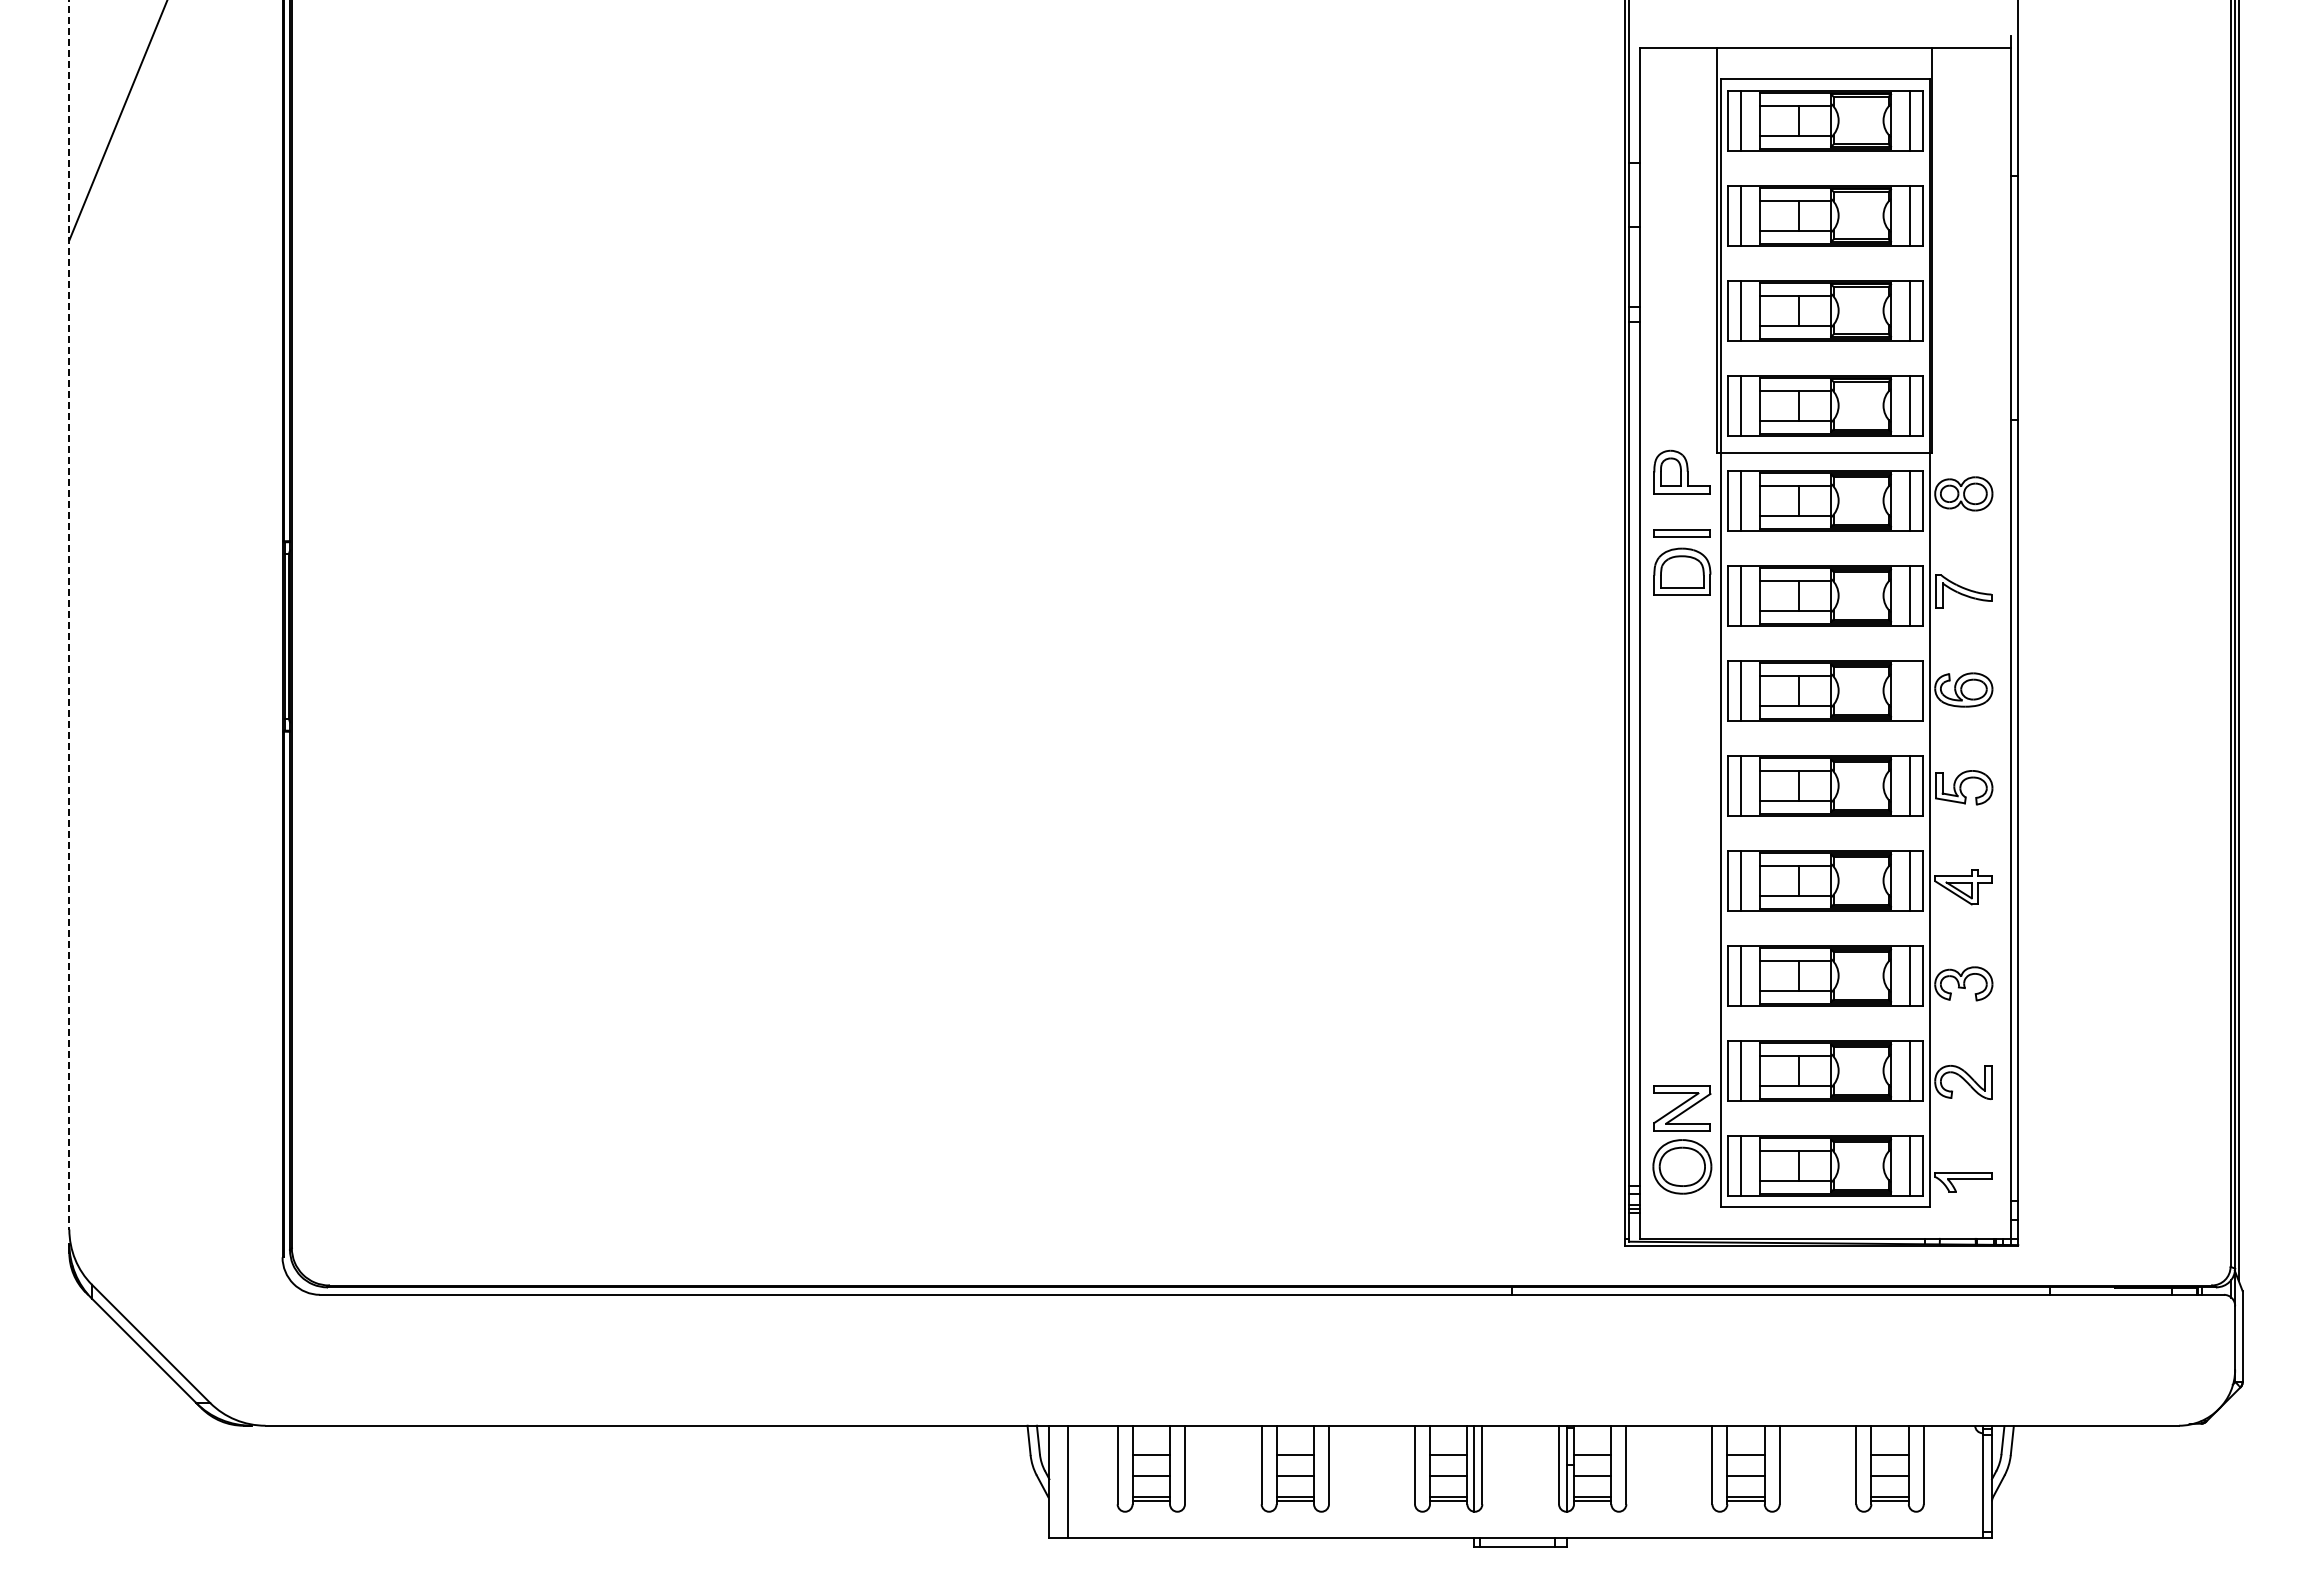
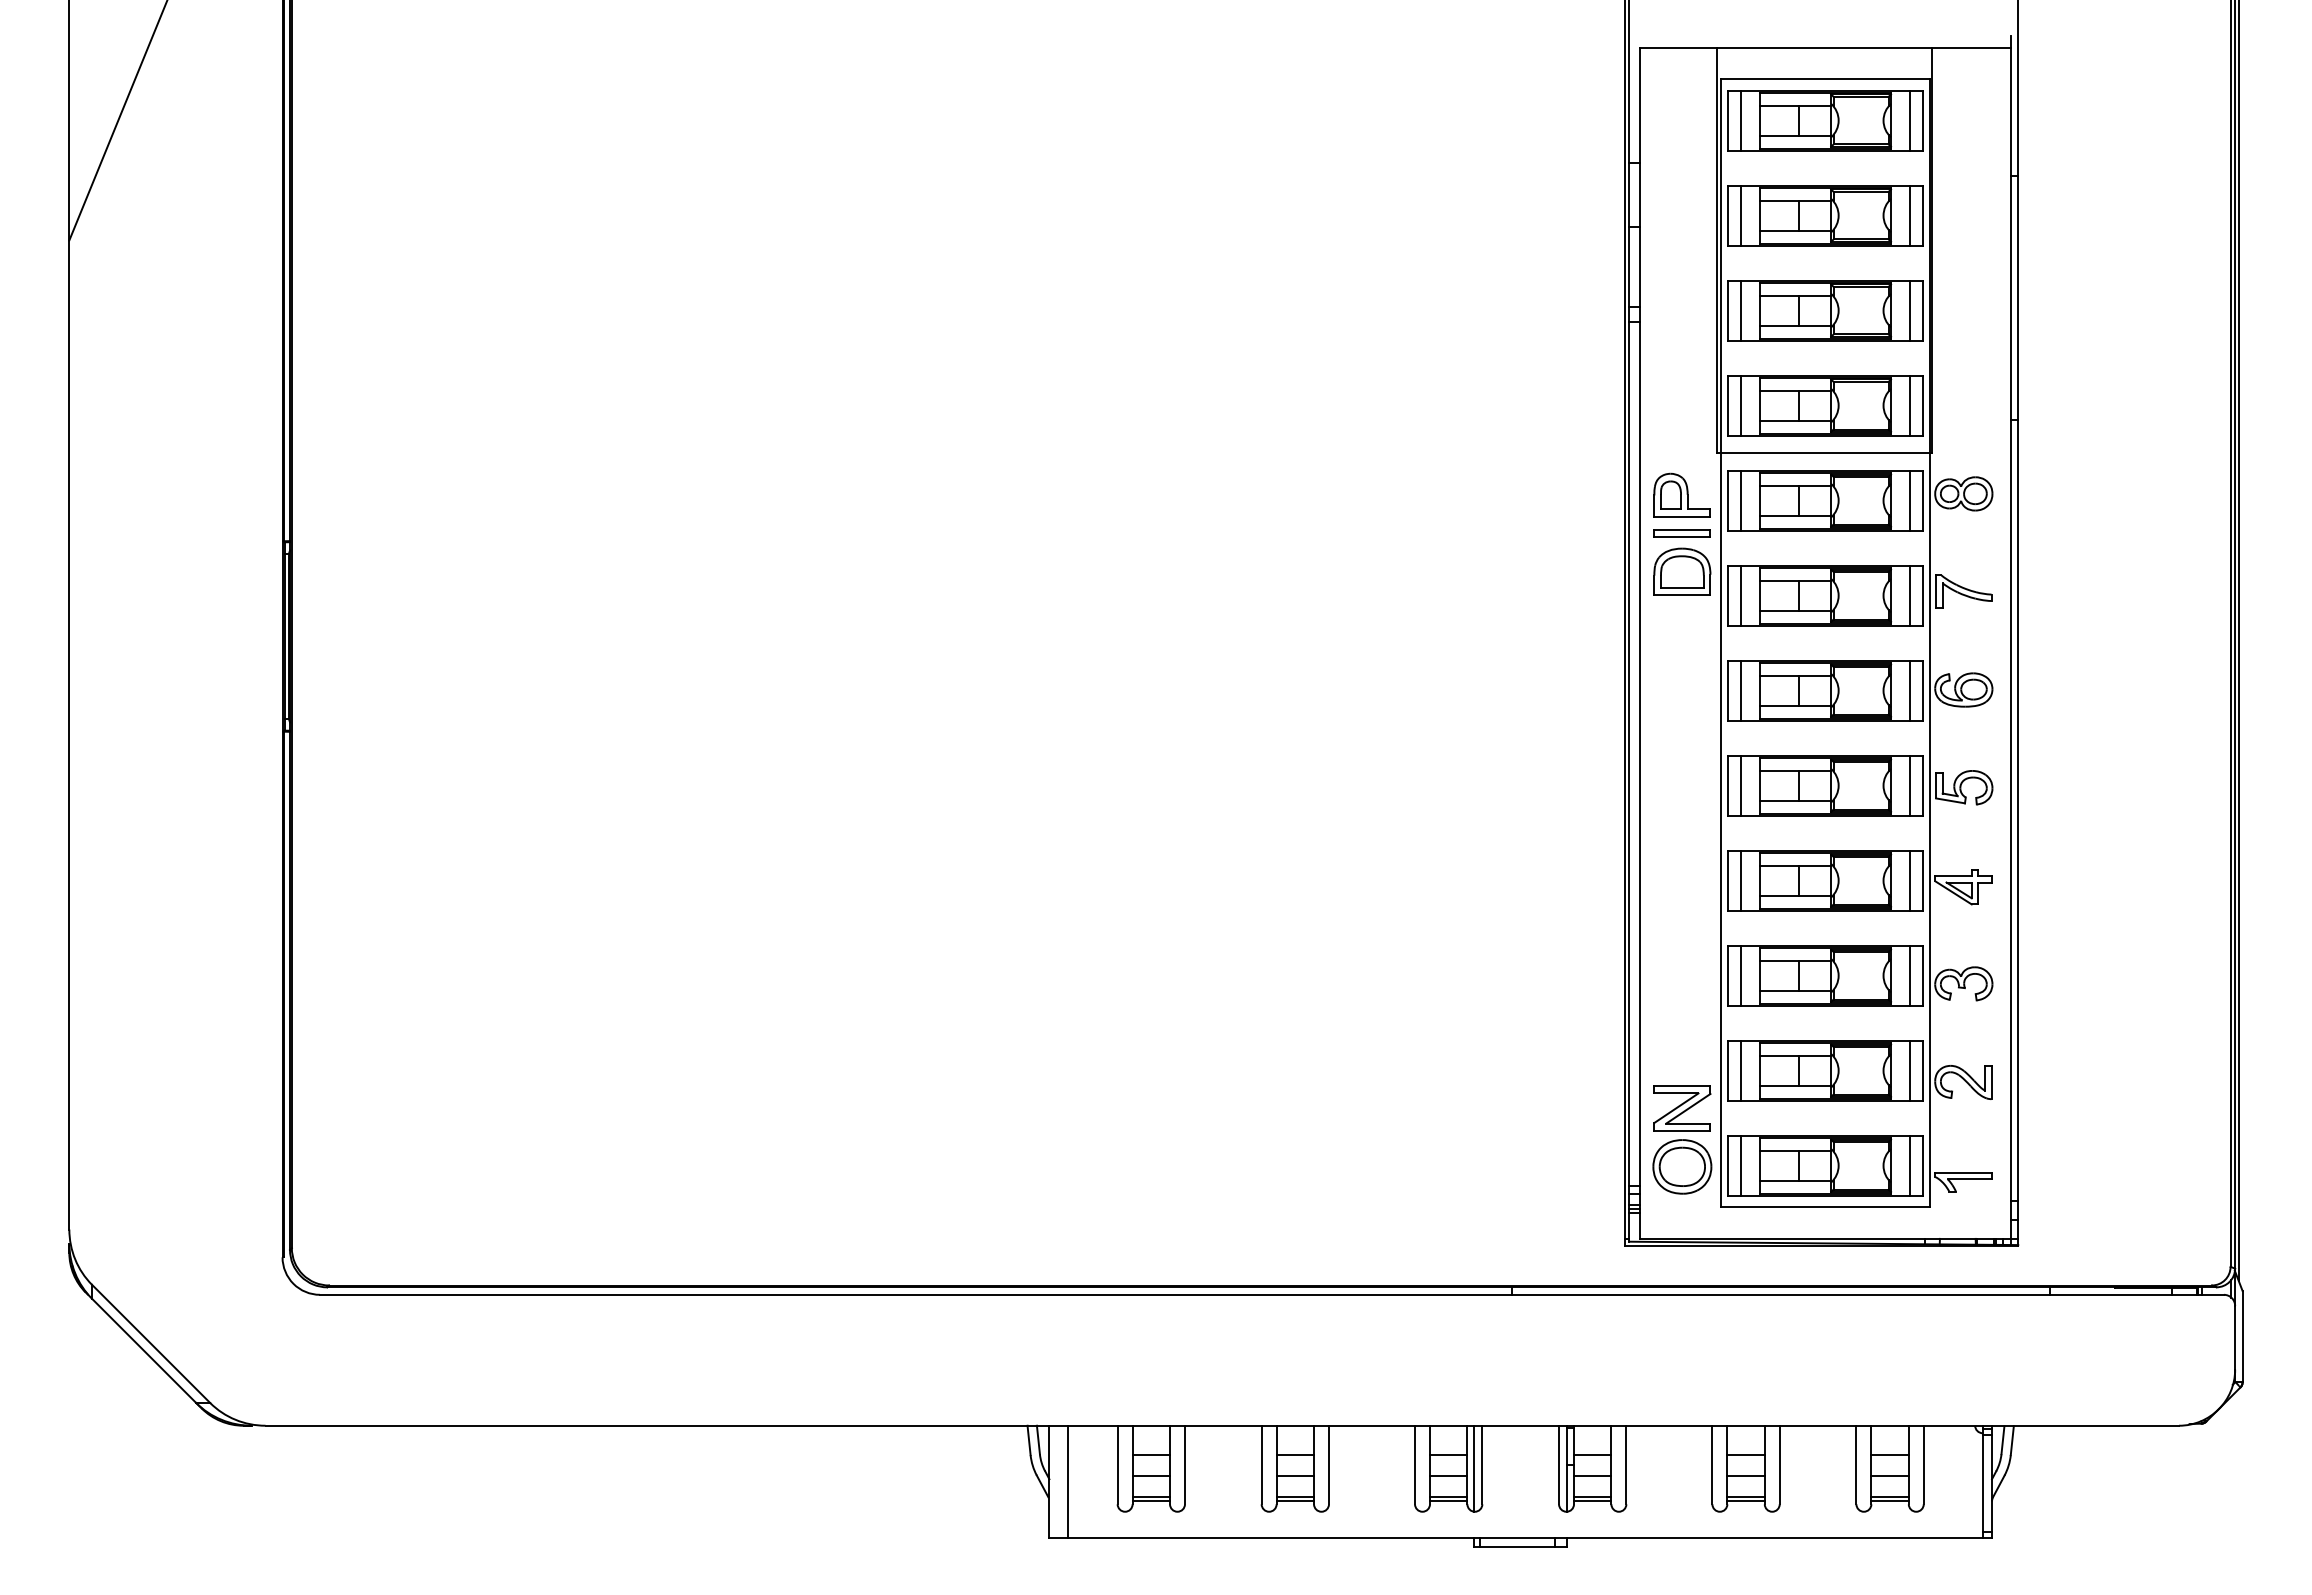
part position: (1681, 471) -> (1681, 494) (1681, 494)
line: dashed -> solid (69, 615)
line: none -> present (1909, 690)
